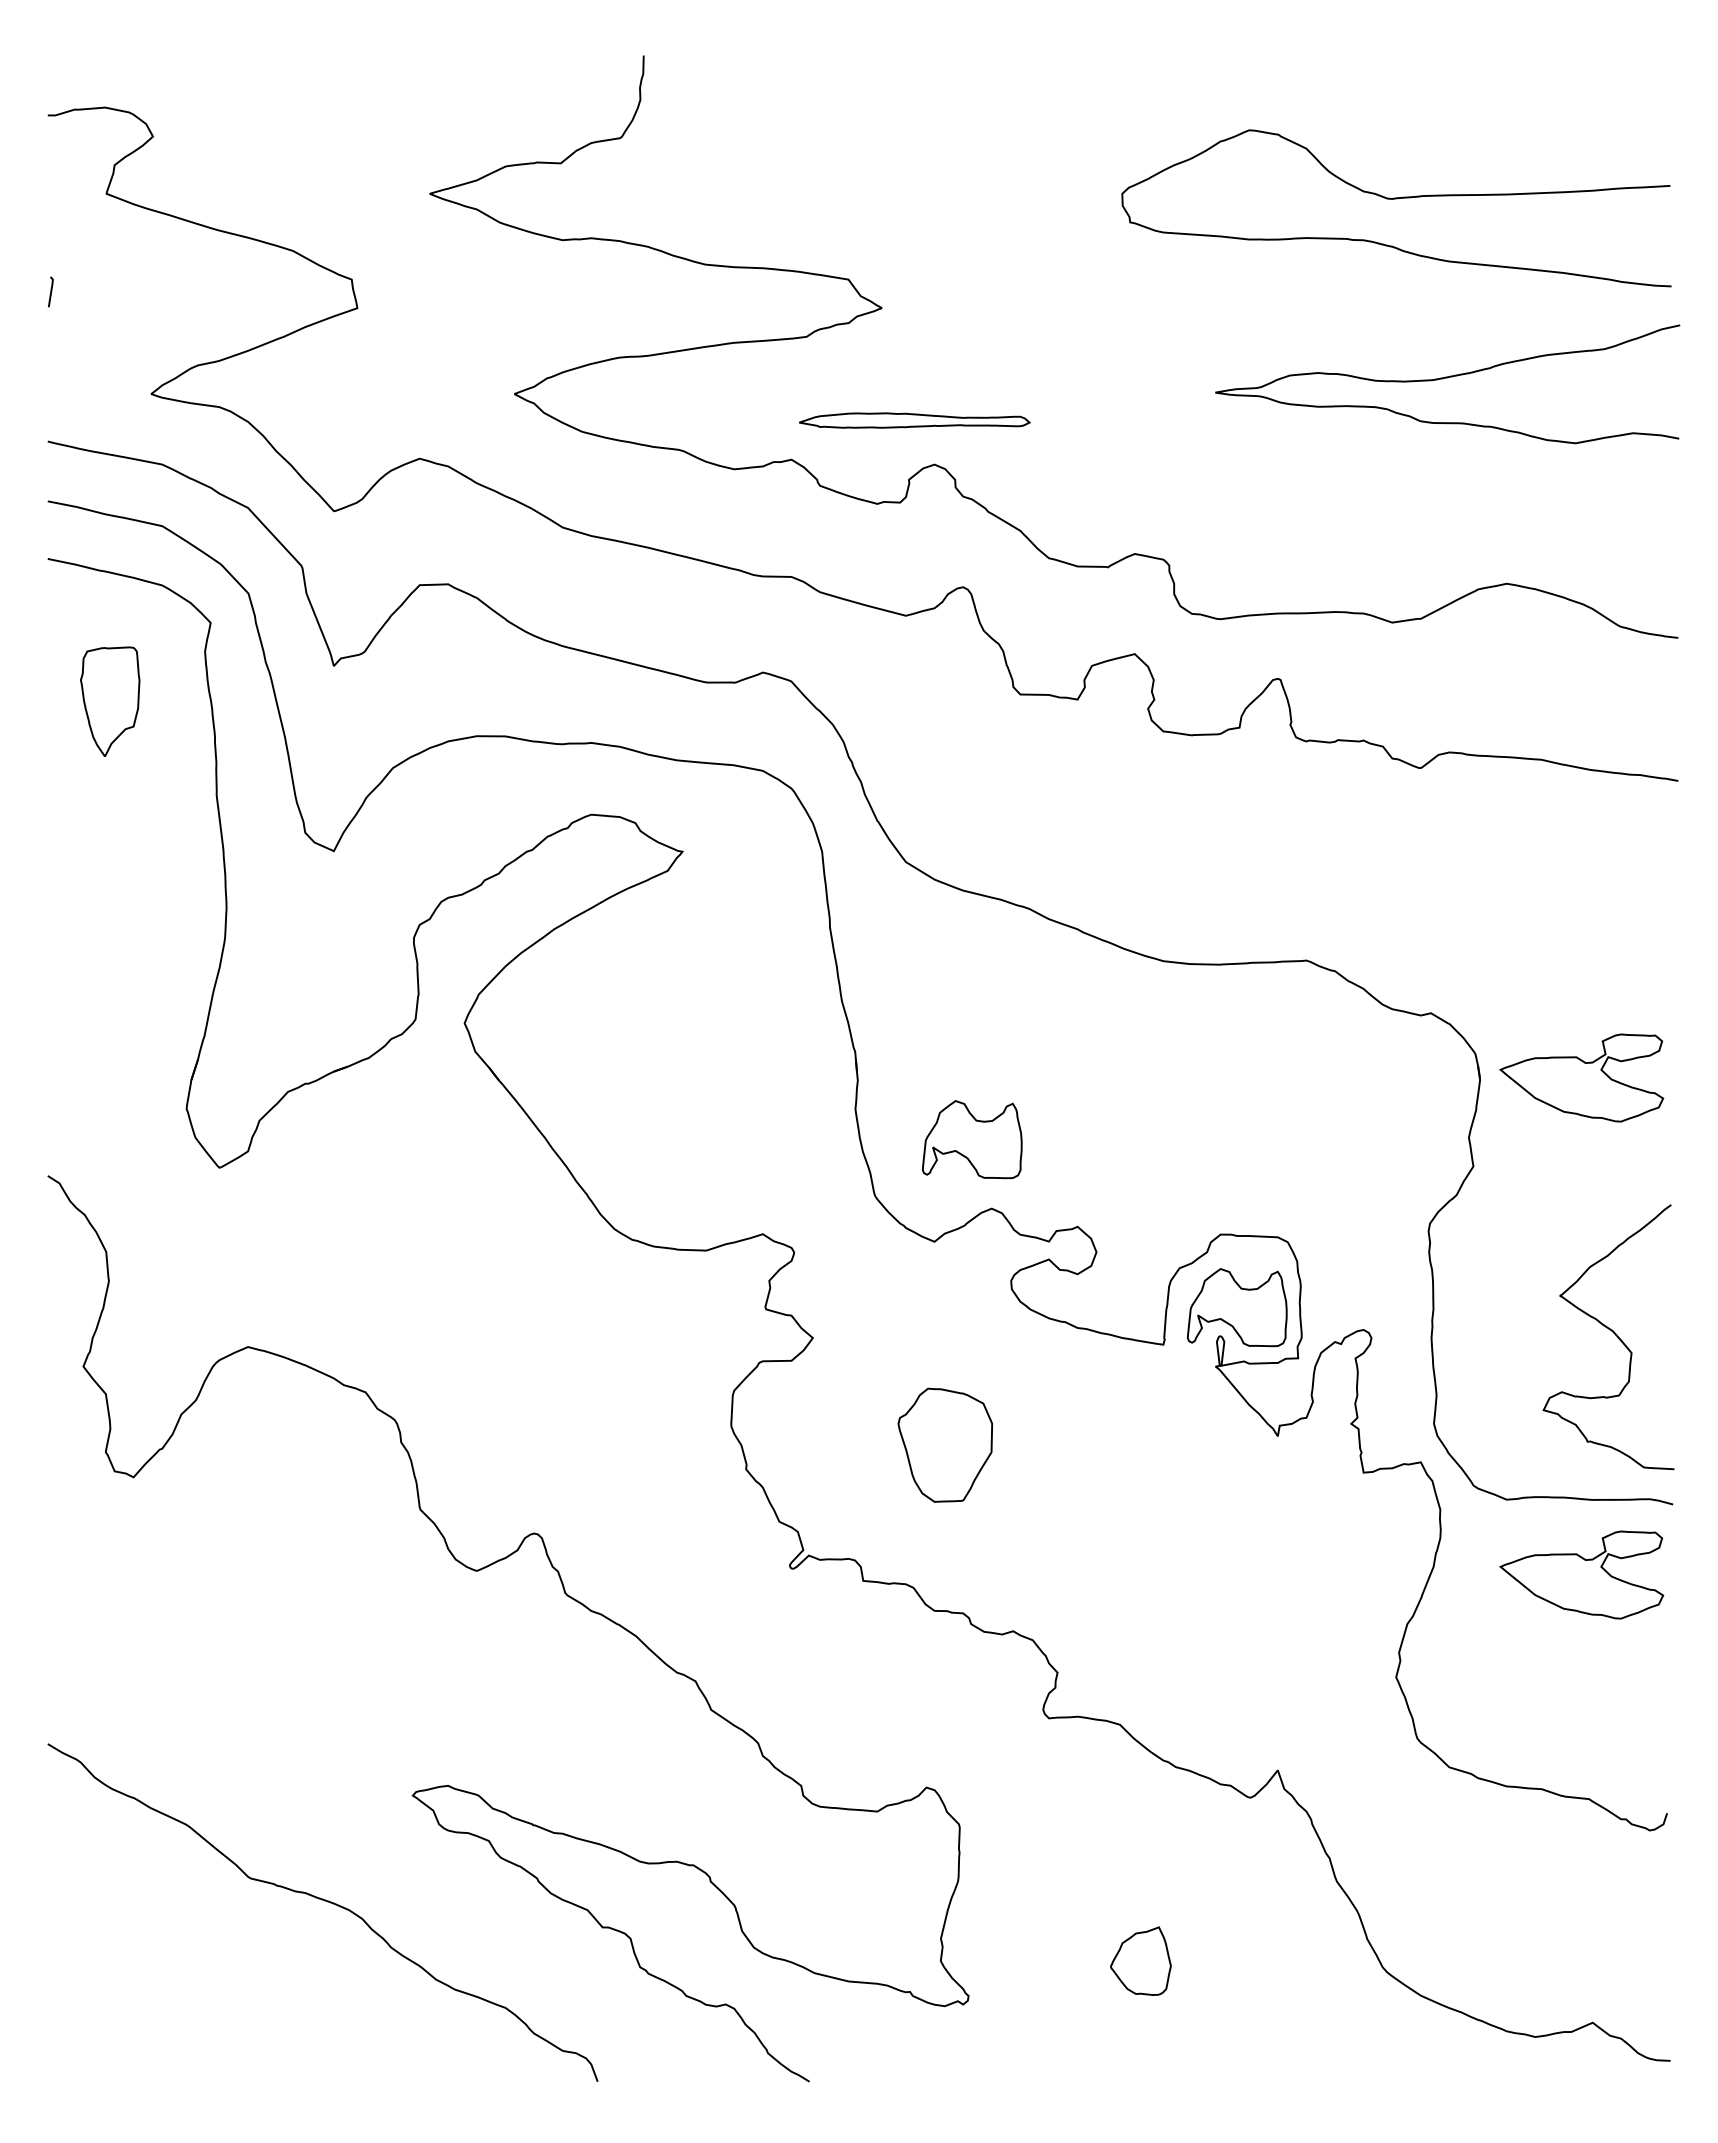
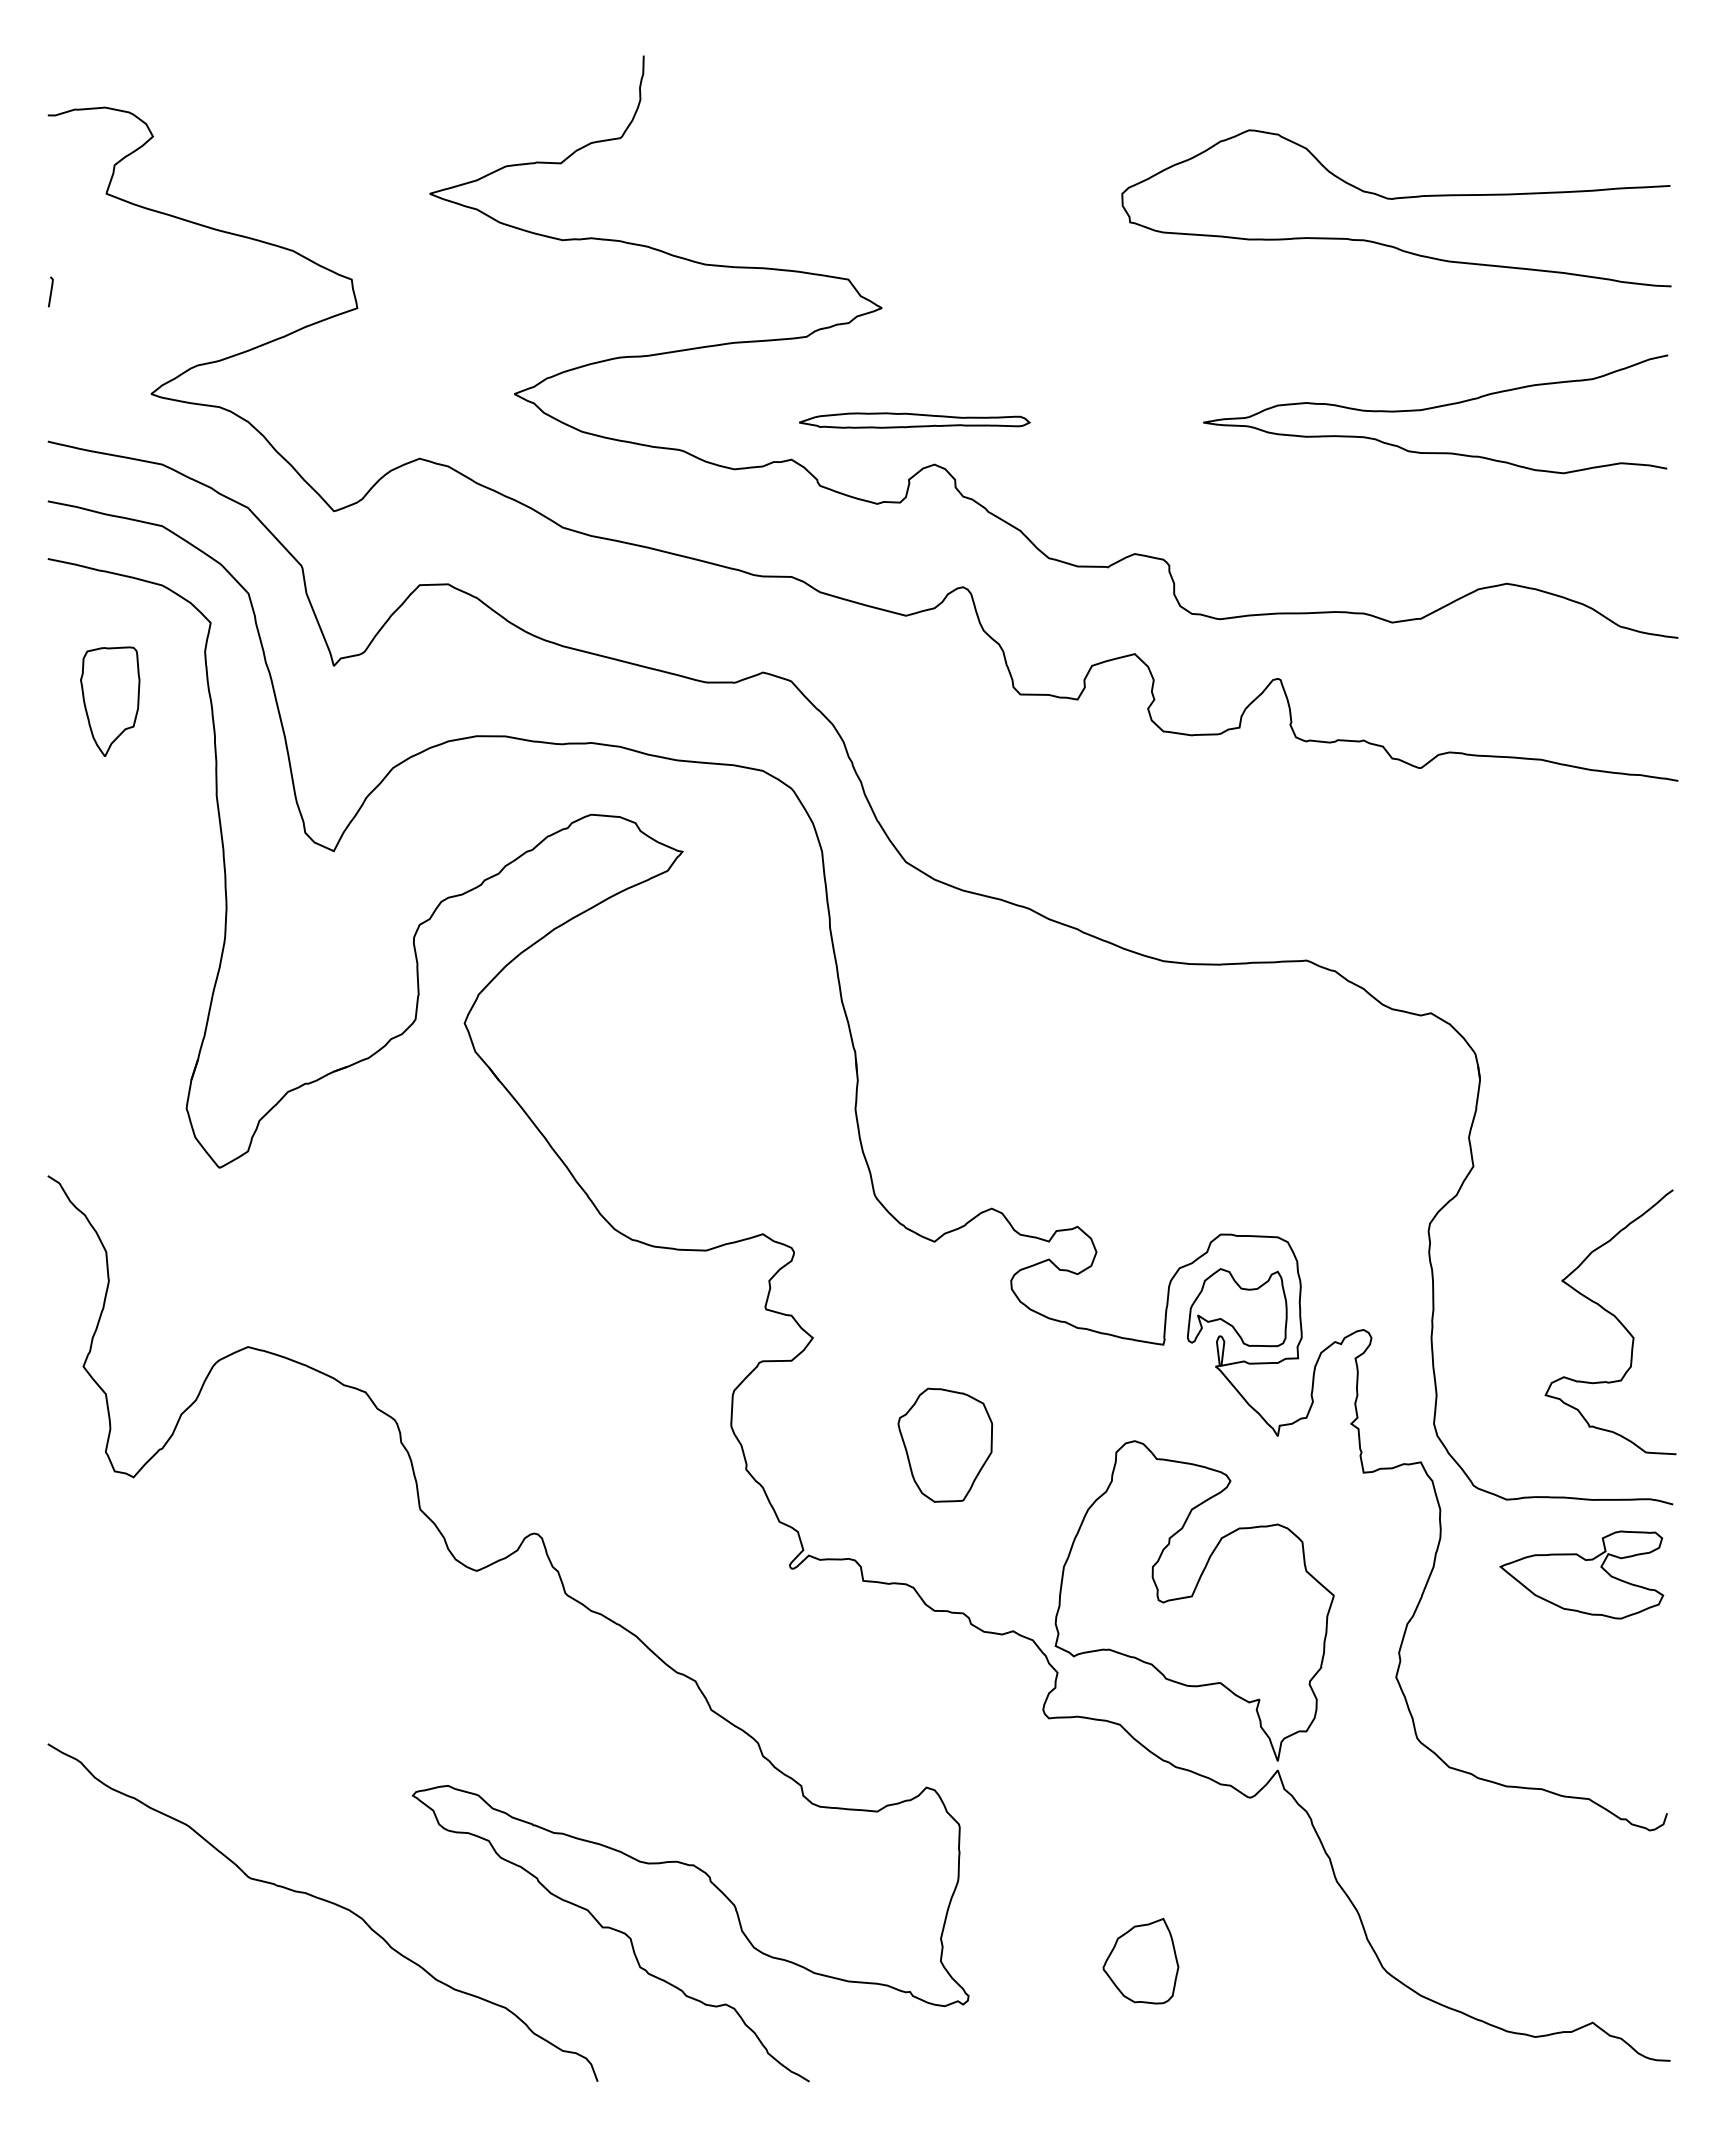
curve position: (1447, 378) -> (1435, 408) (1435, 408)
part: present -> none (1581, 1077)
part: present -> none (972, 1139)
curve position: (1612, 1332) -> (1614, 1317) (1614, 1317)
part: none -> present (1194, 1600)
part size: 62x70 px -> 78x88 px (1140, 1960)
